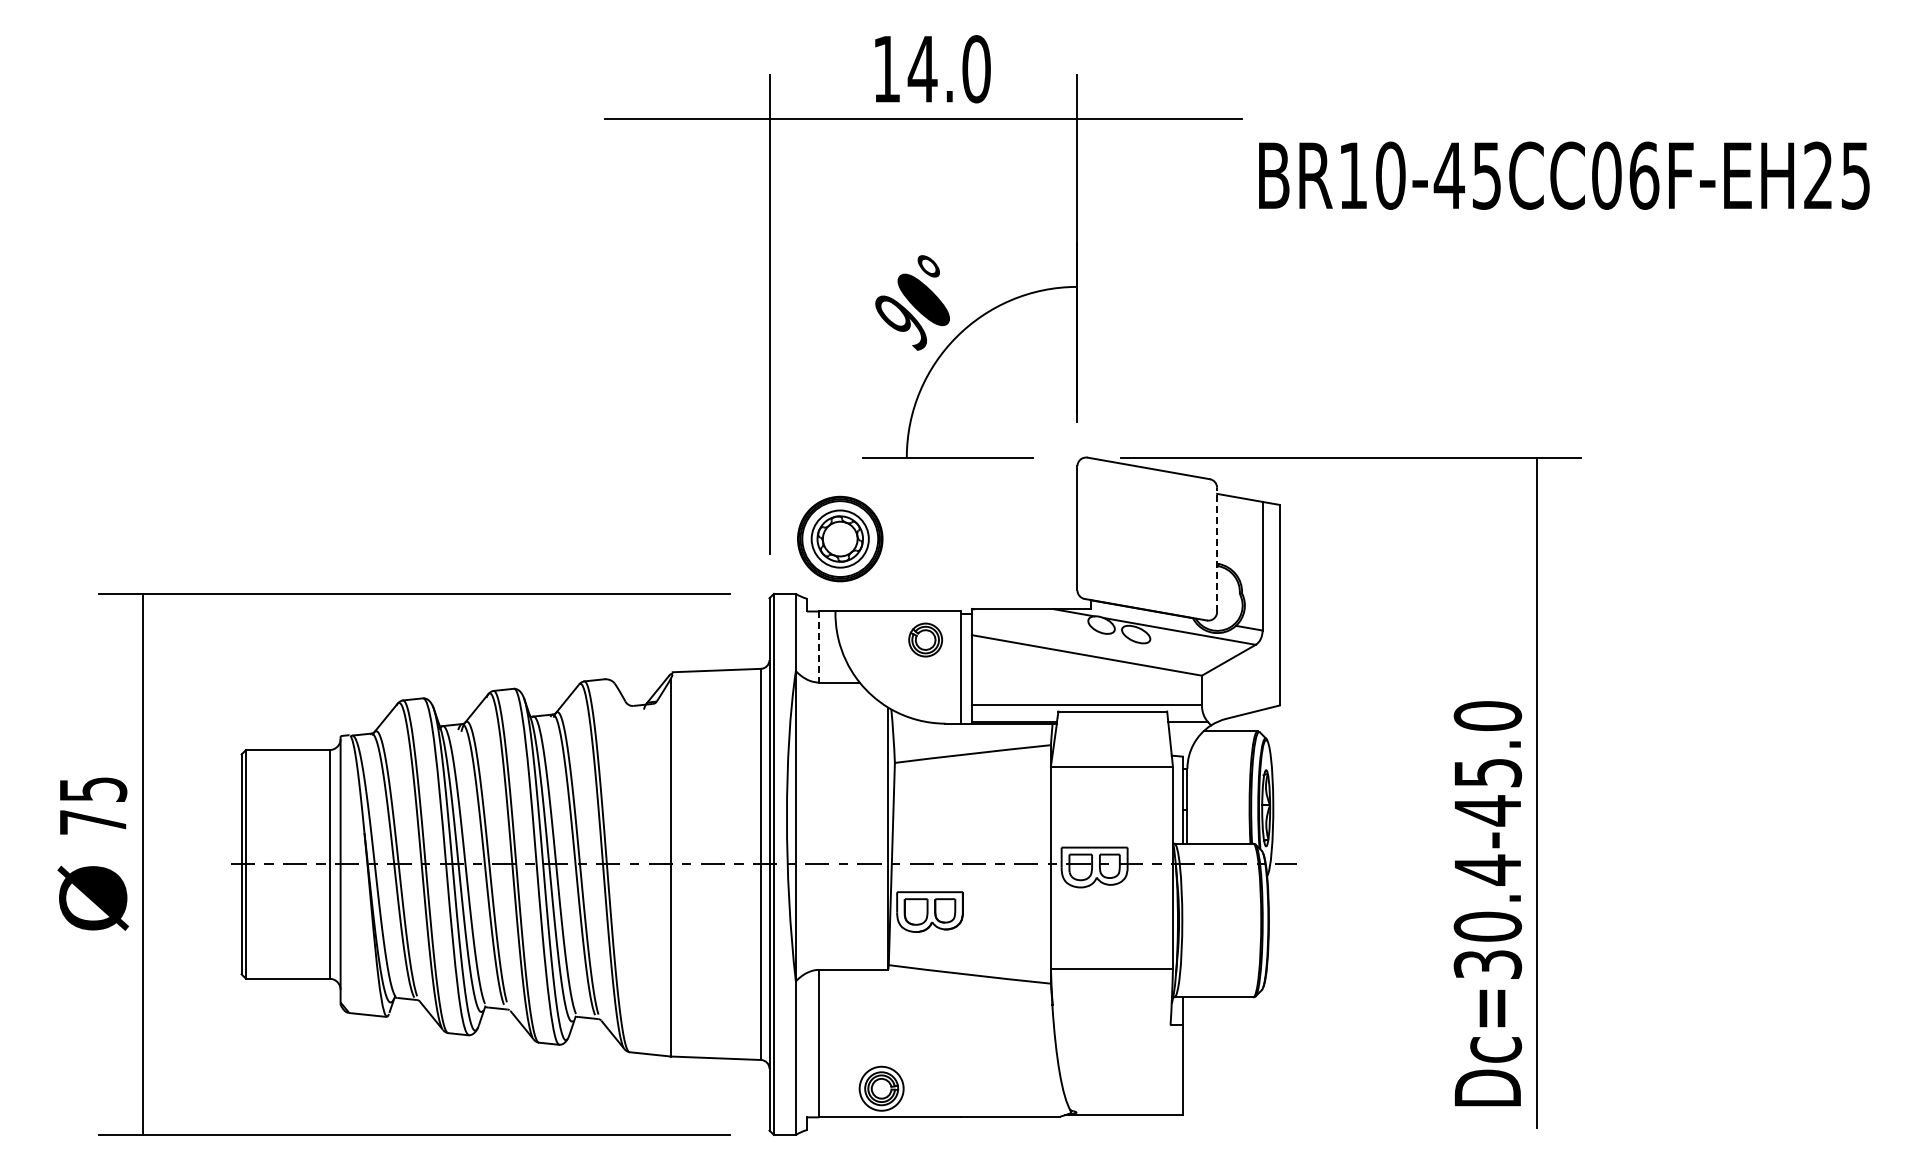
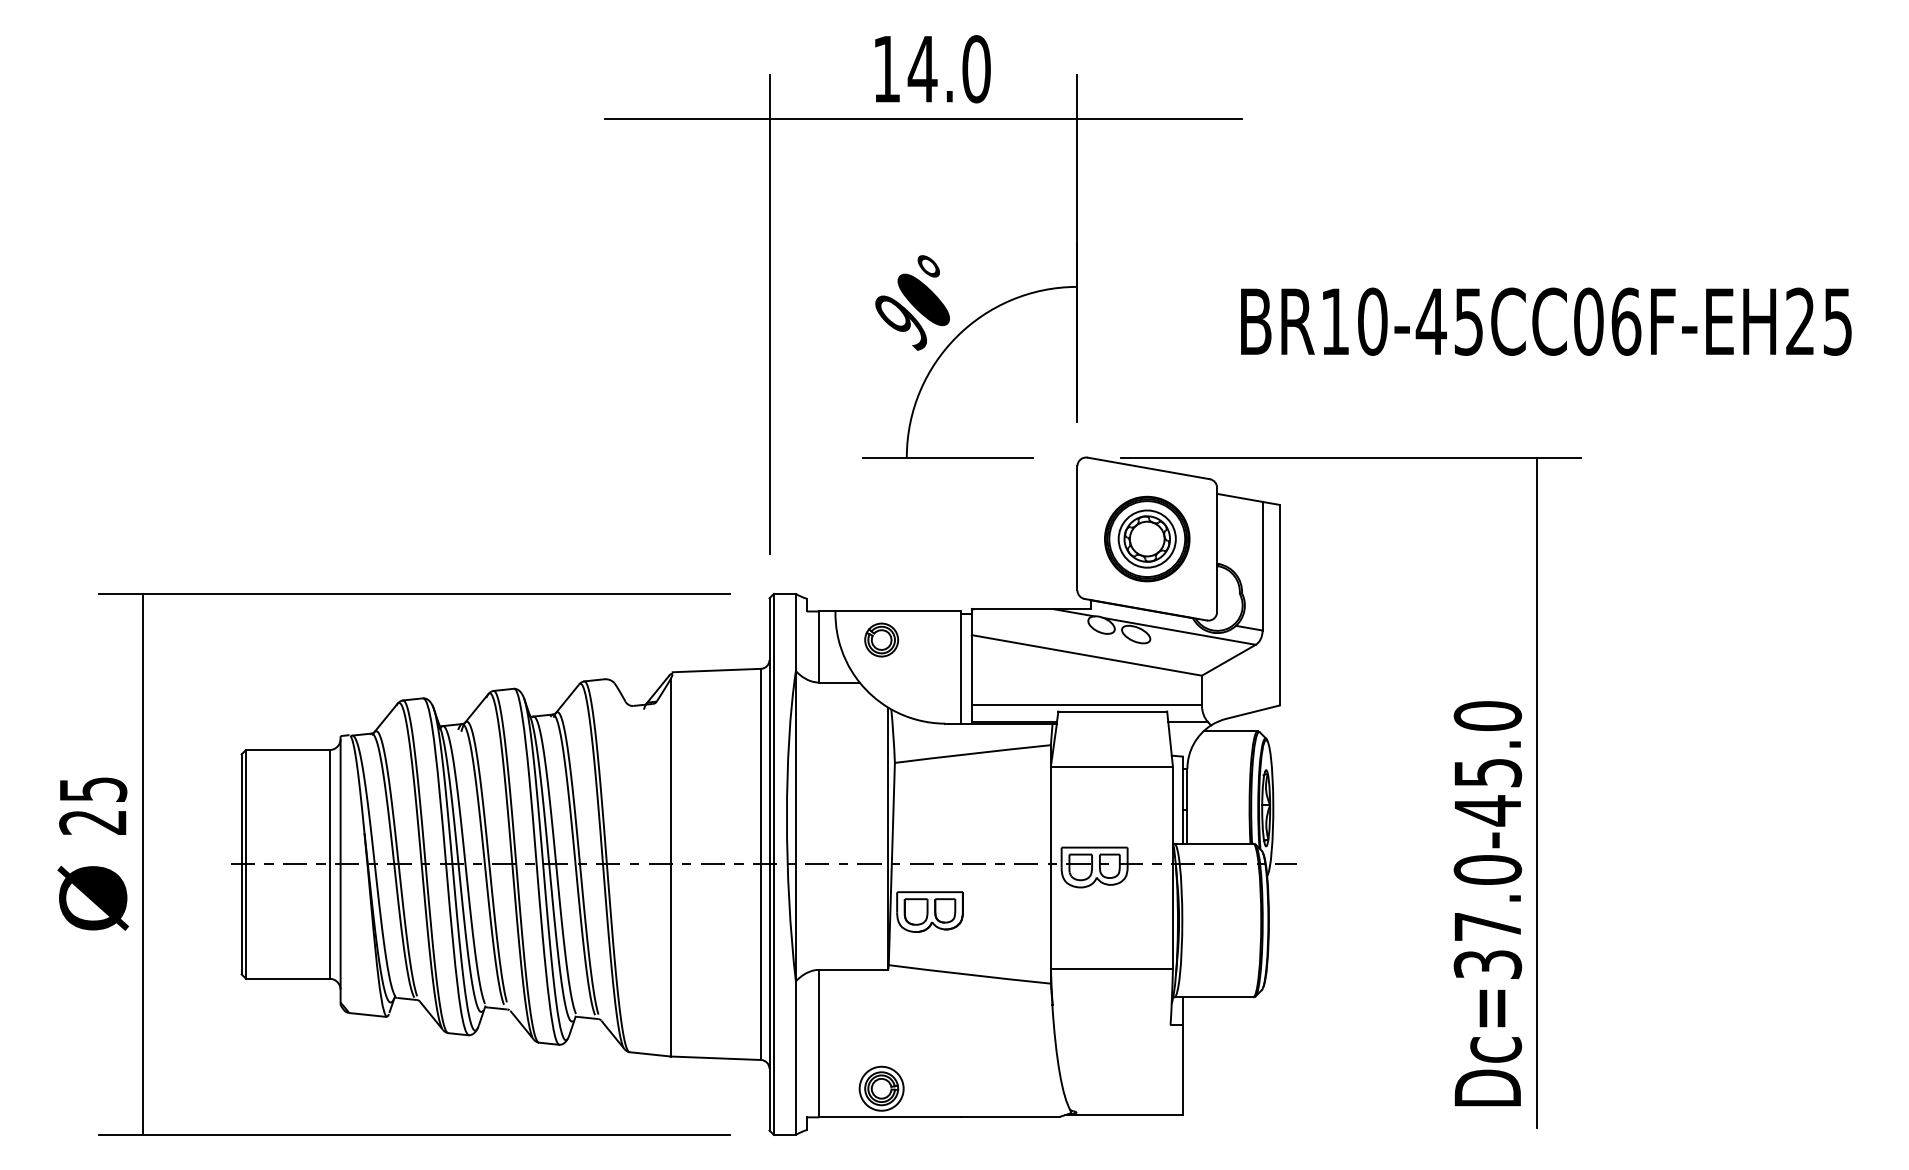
text position: (1564, 175) -> (1546, 321) (1546, 321)
part position: (840, 538) -> (1147, 538) (1147, 538)
line: dashed -> solid (1217, 549)
part position: (925, 639) -> (881, 639) (881, 639)
line: dashed -> solid (819, 647)
text: 75 -> 25 (92, 822)
text: Dc=30.4-45.0 -> Dc=37.0-45.0 (1487, 897)
